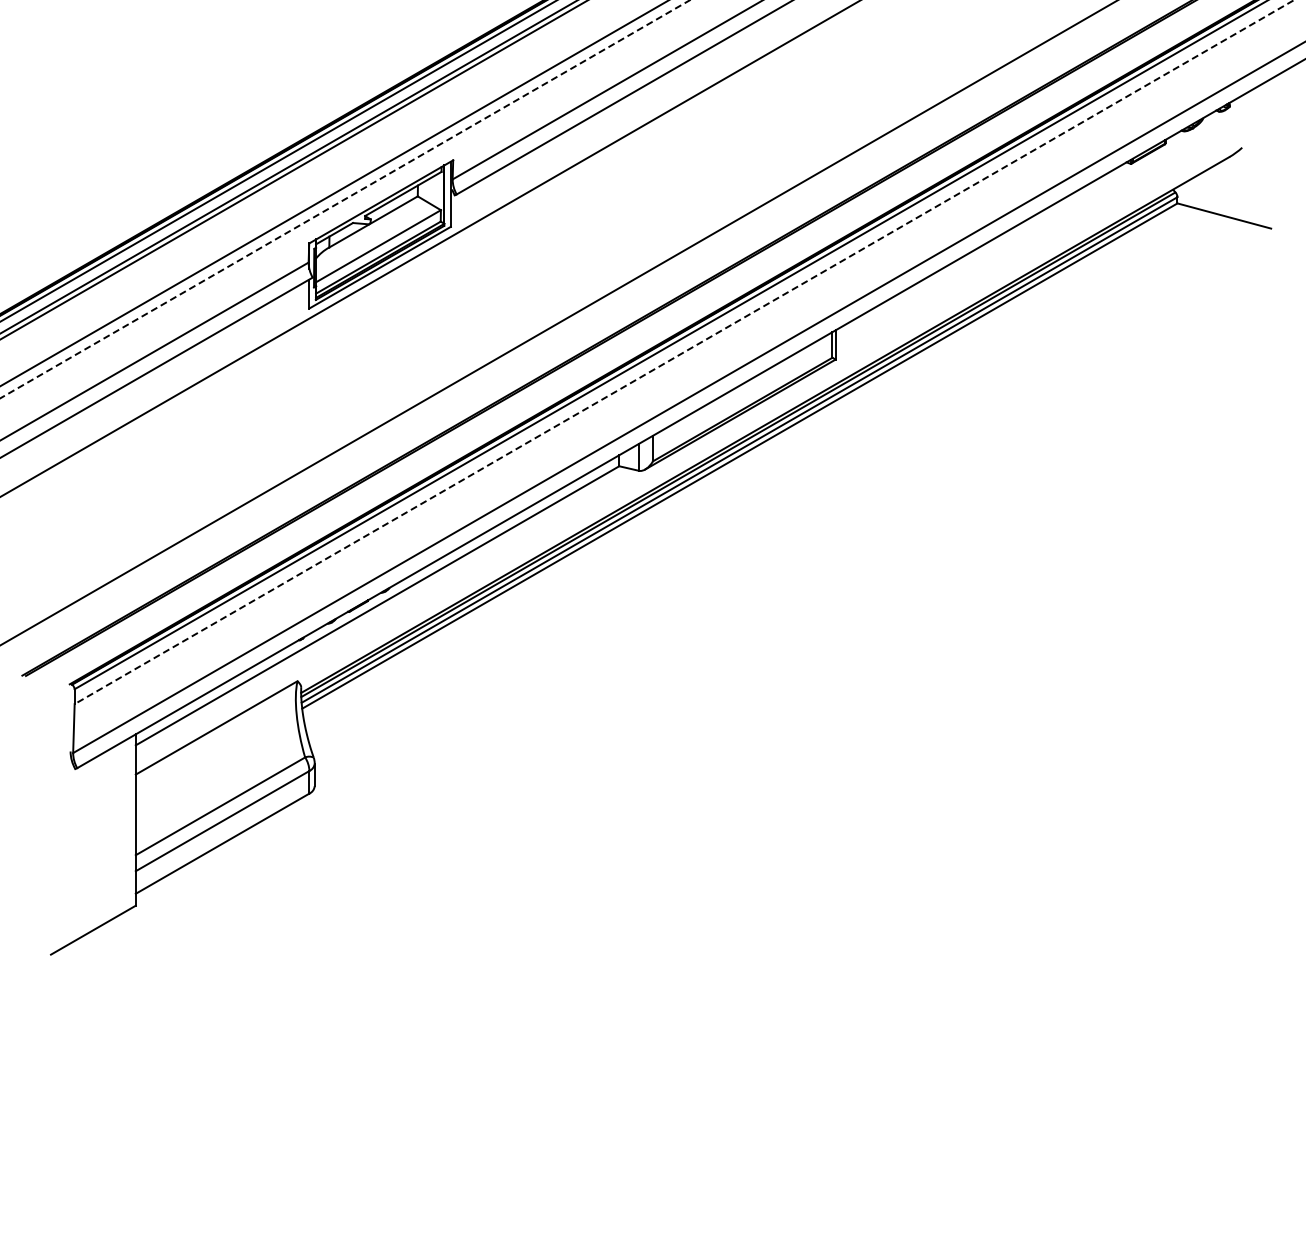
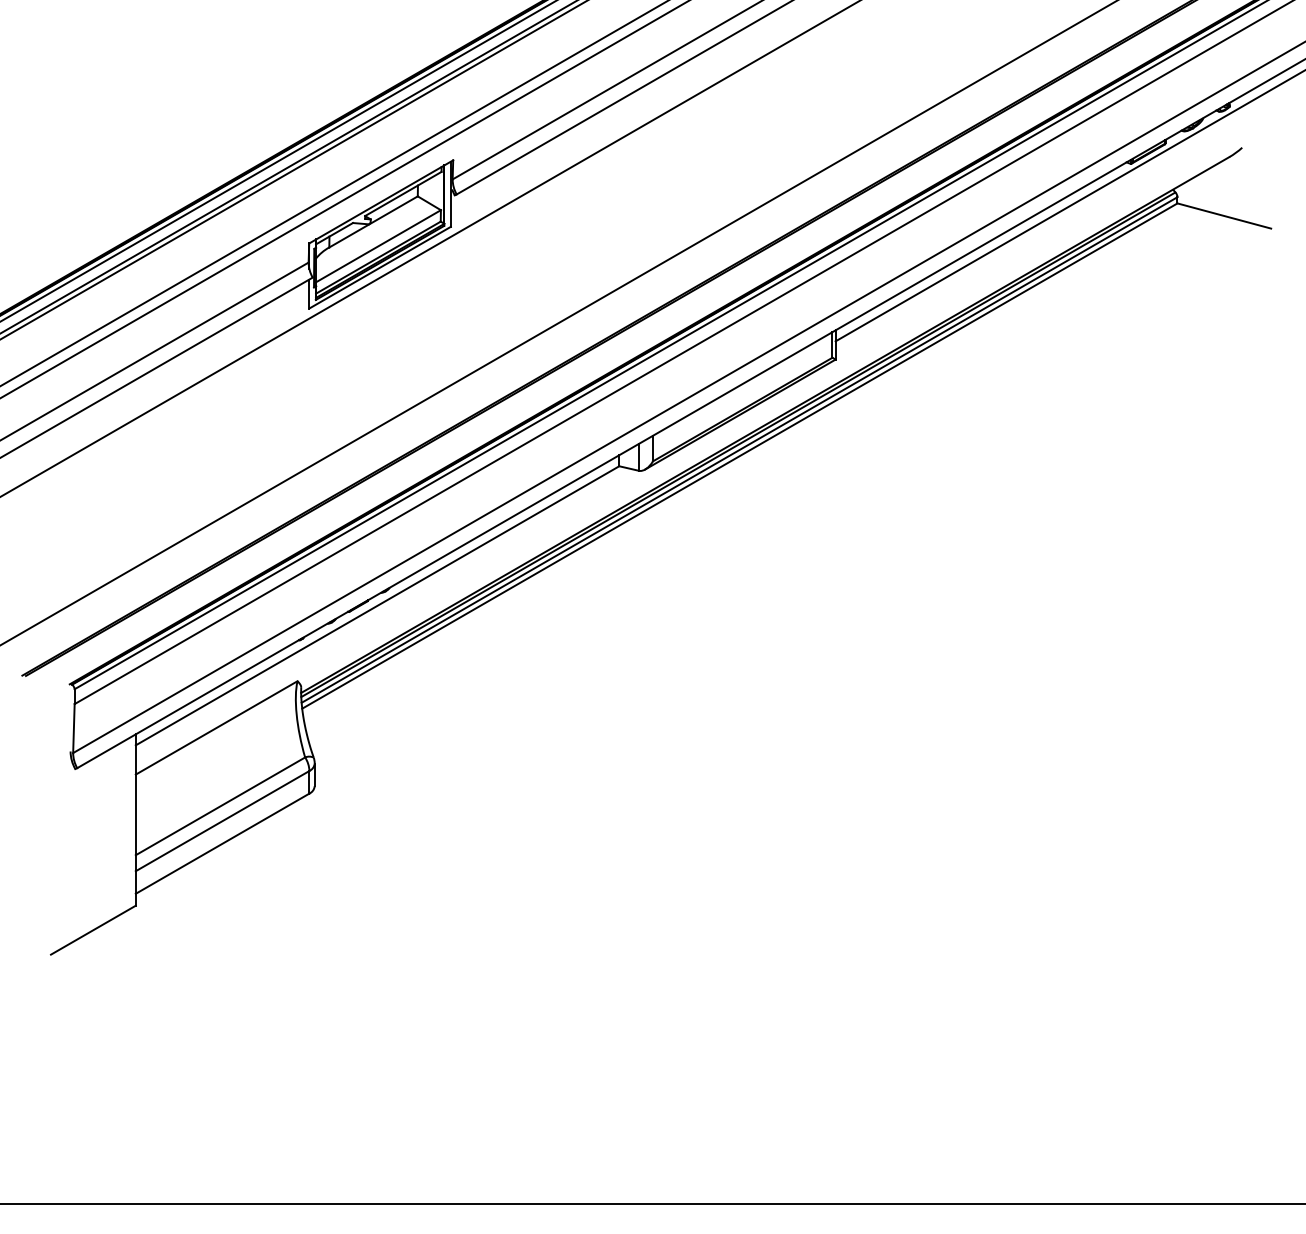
line: dashed -> solid (344, 199)
line: none -> present (1068, 206)
line: dashed -> solid (684, 352)
line: none -> present (652, 1204)
